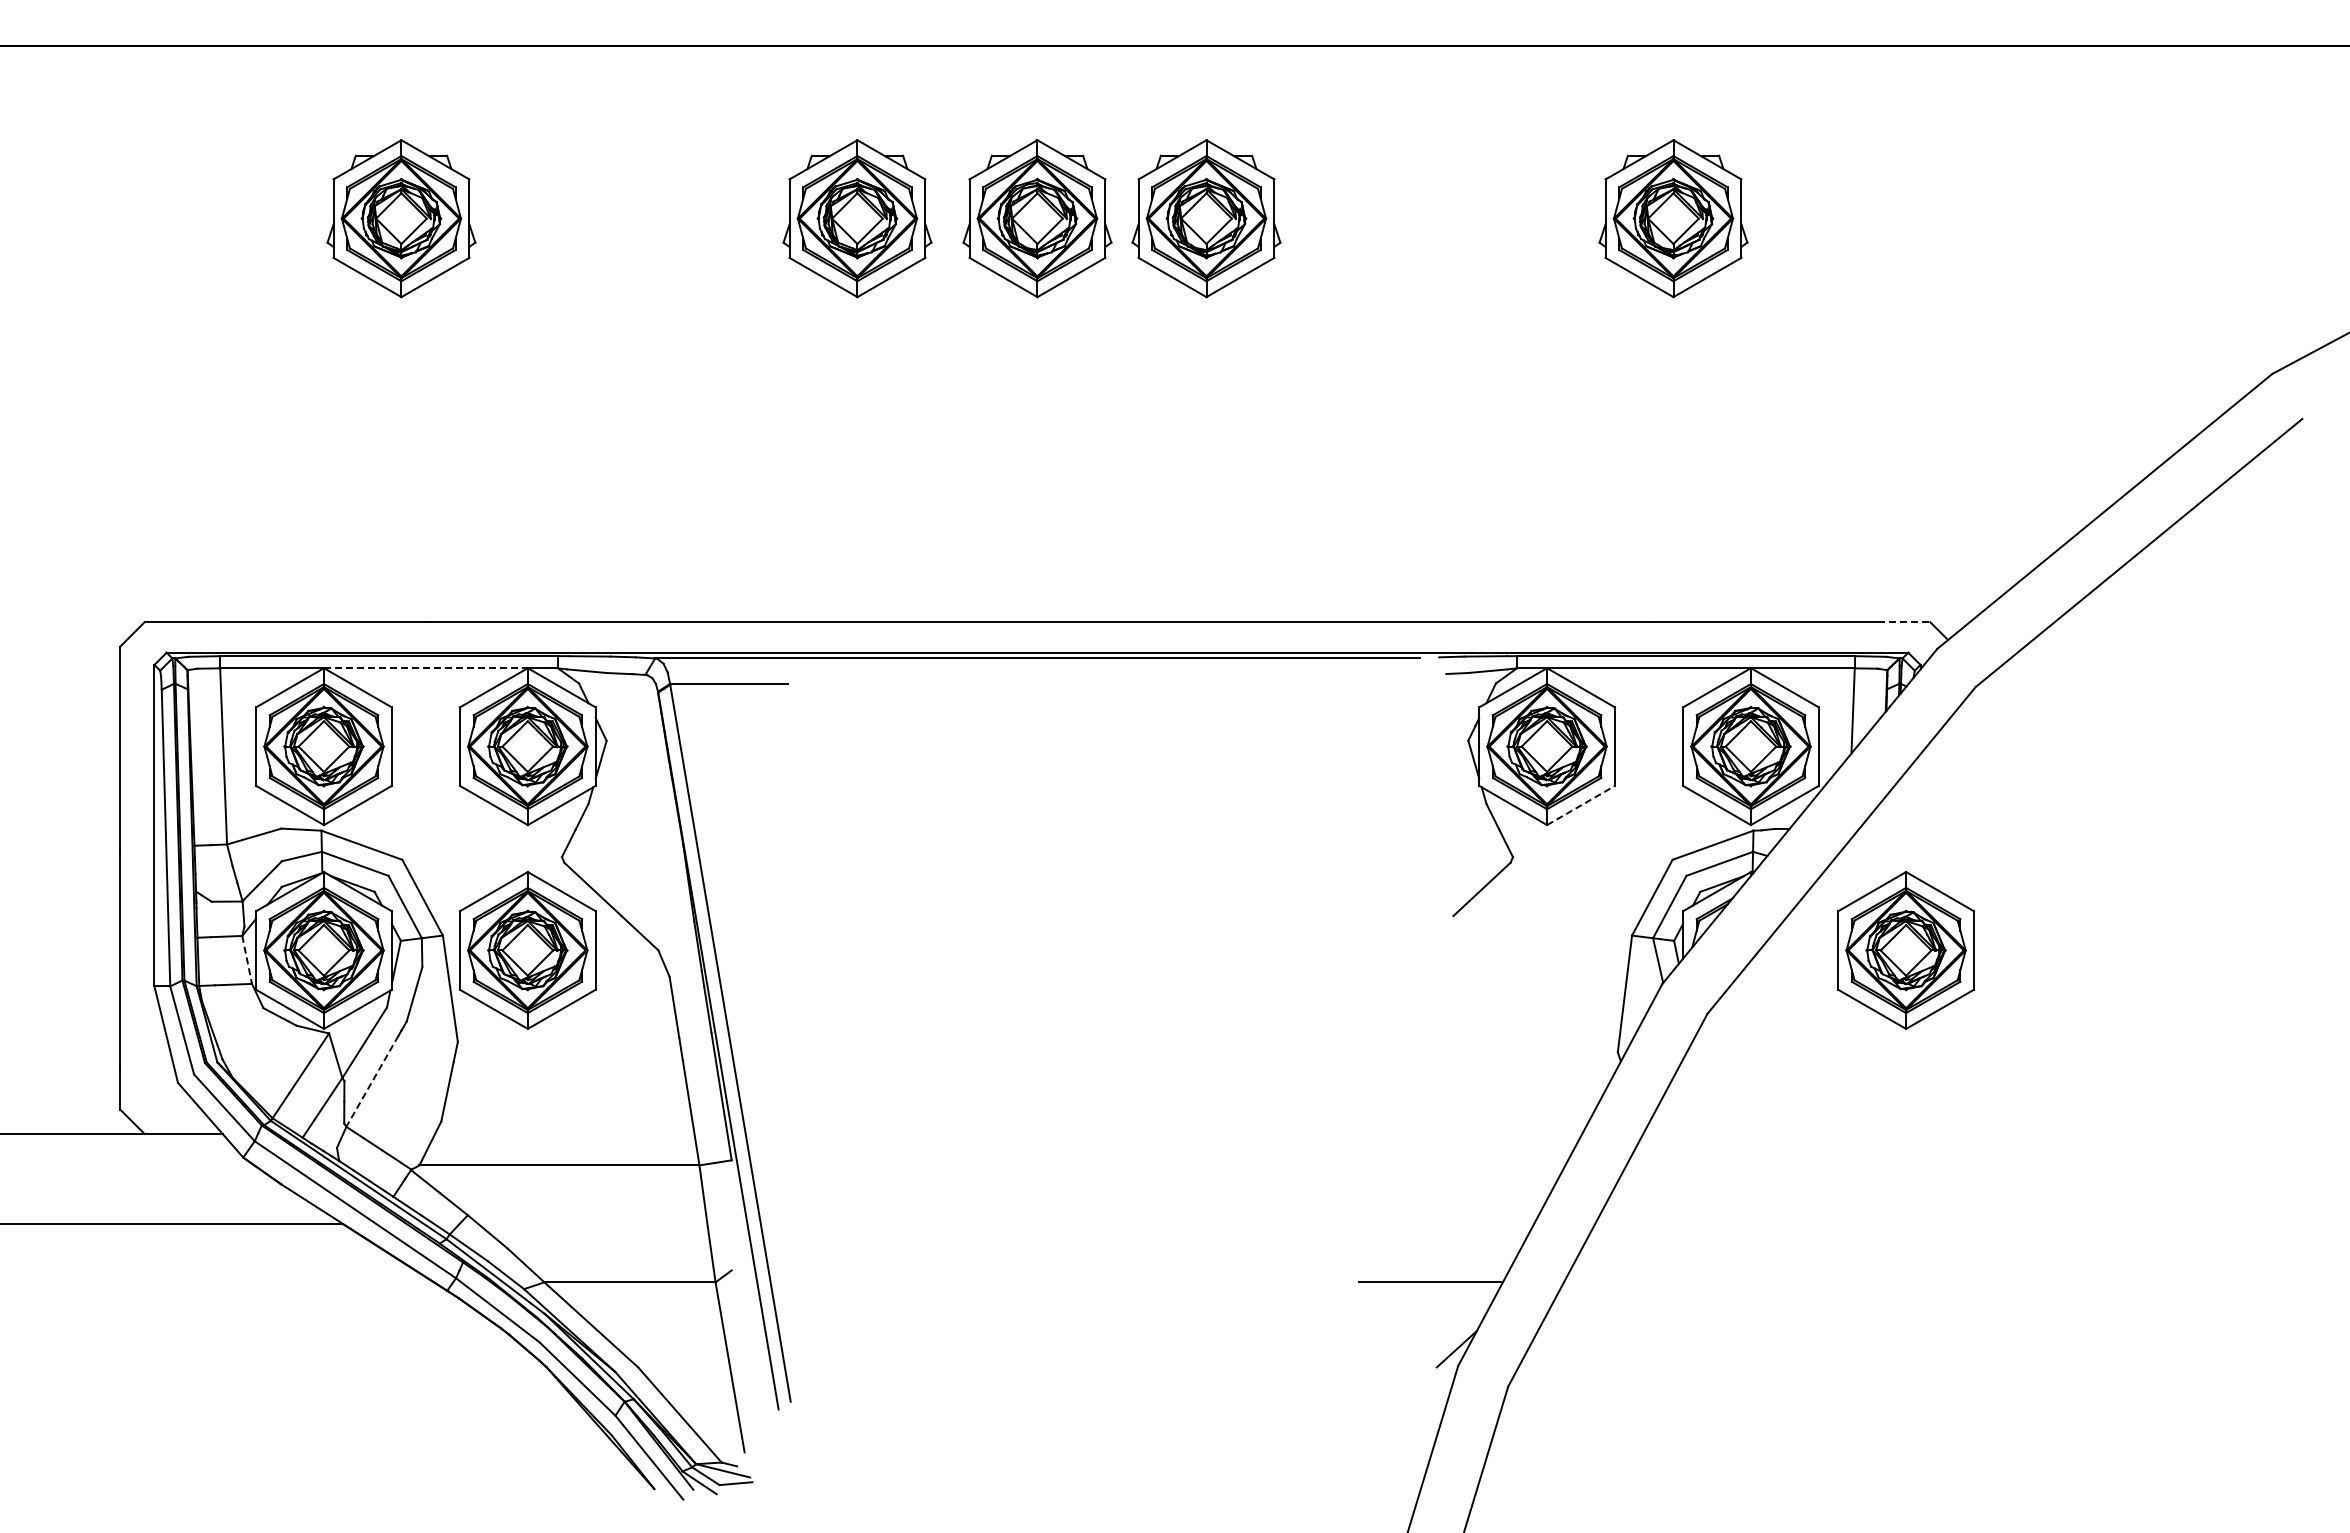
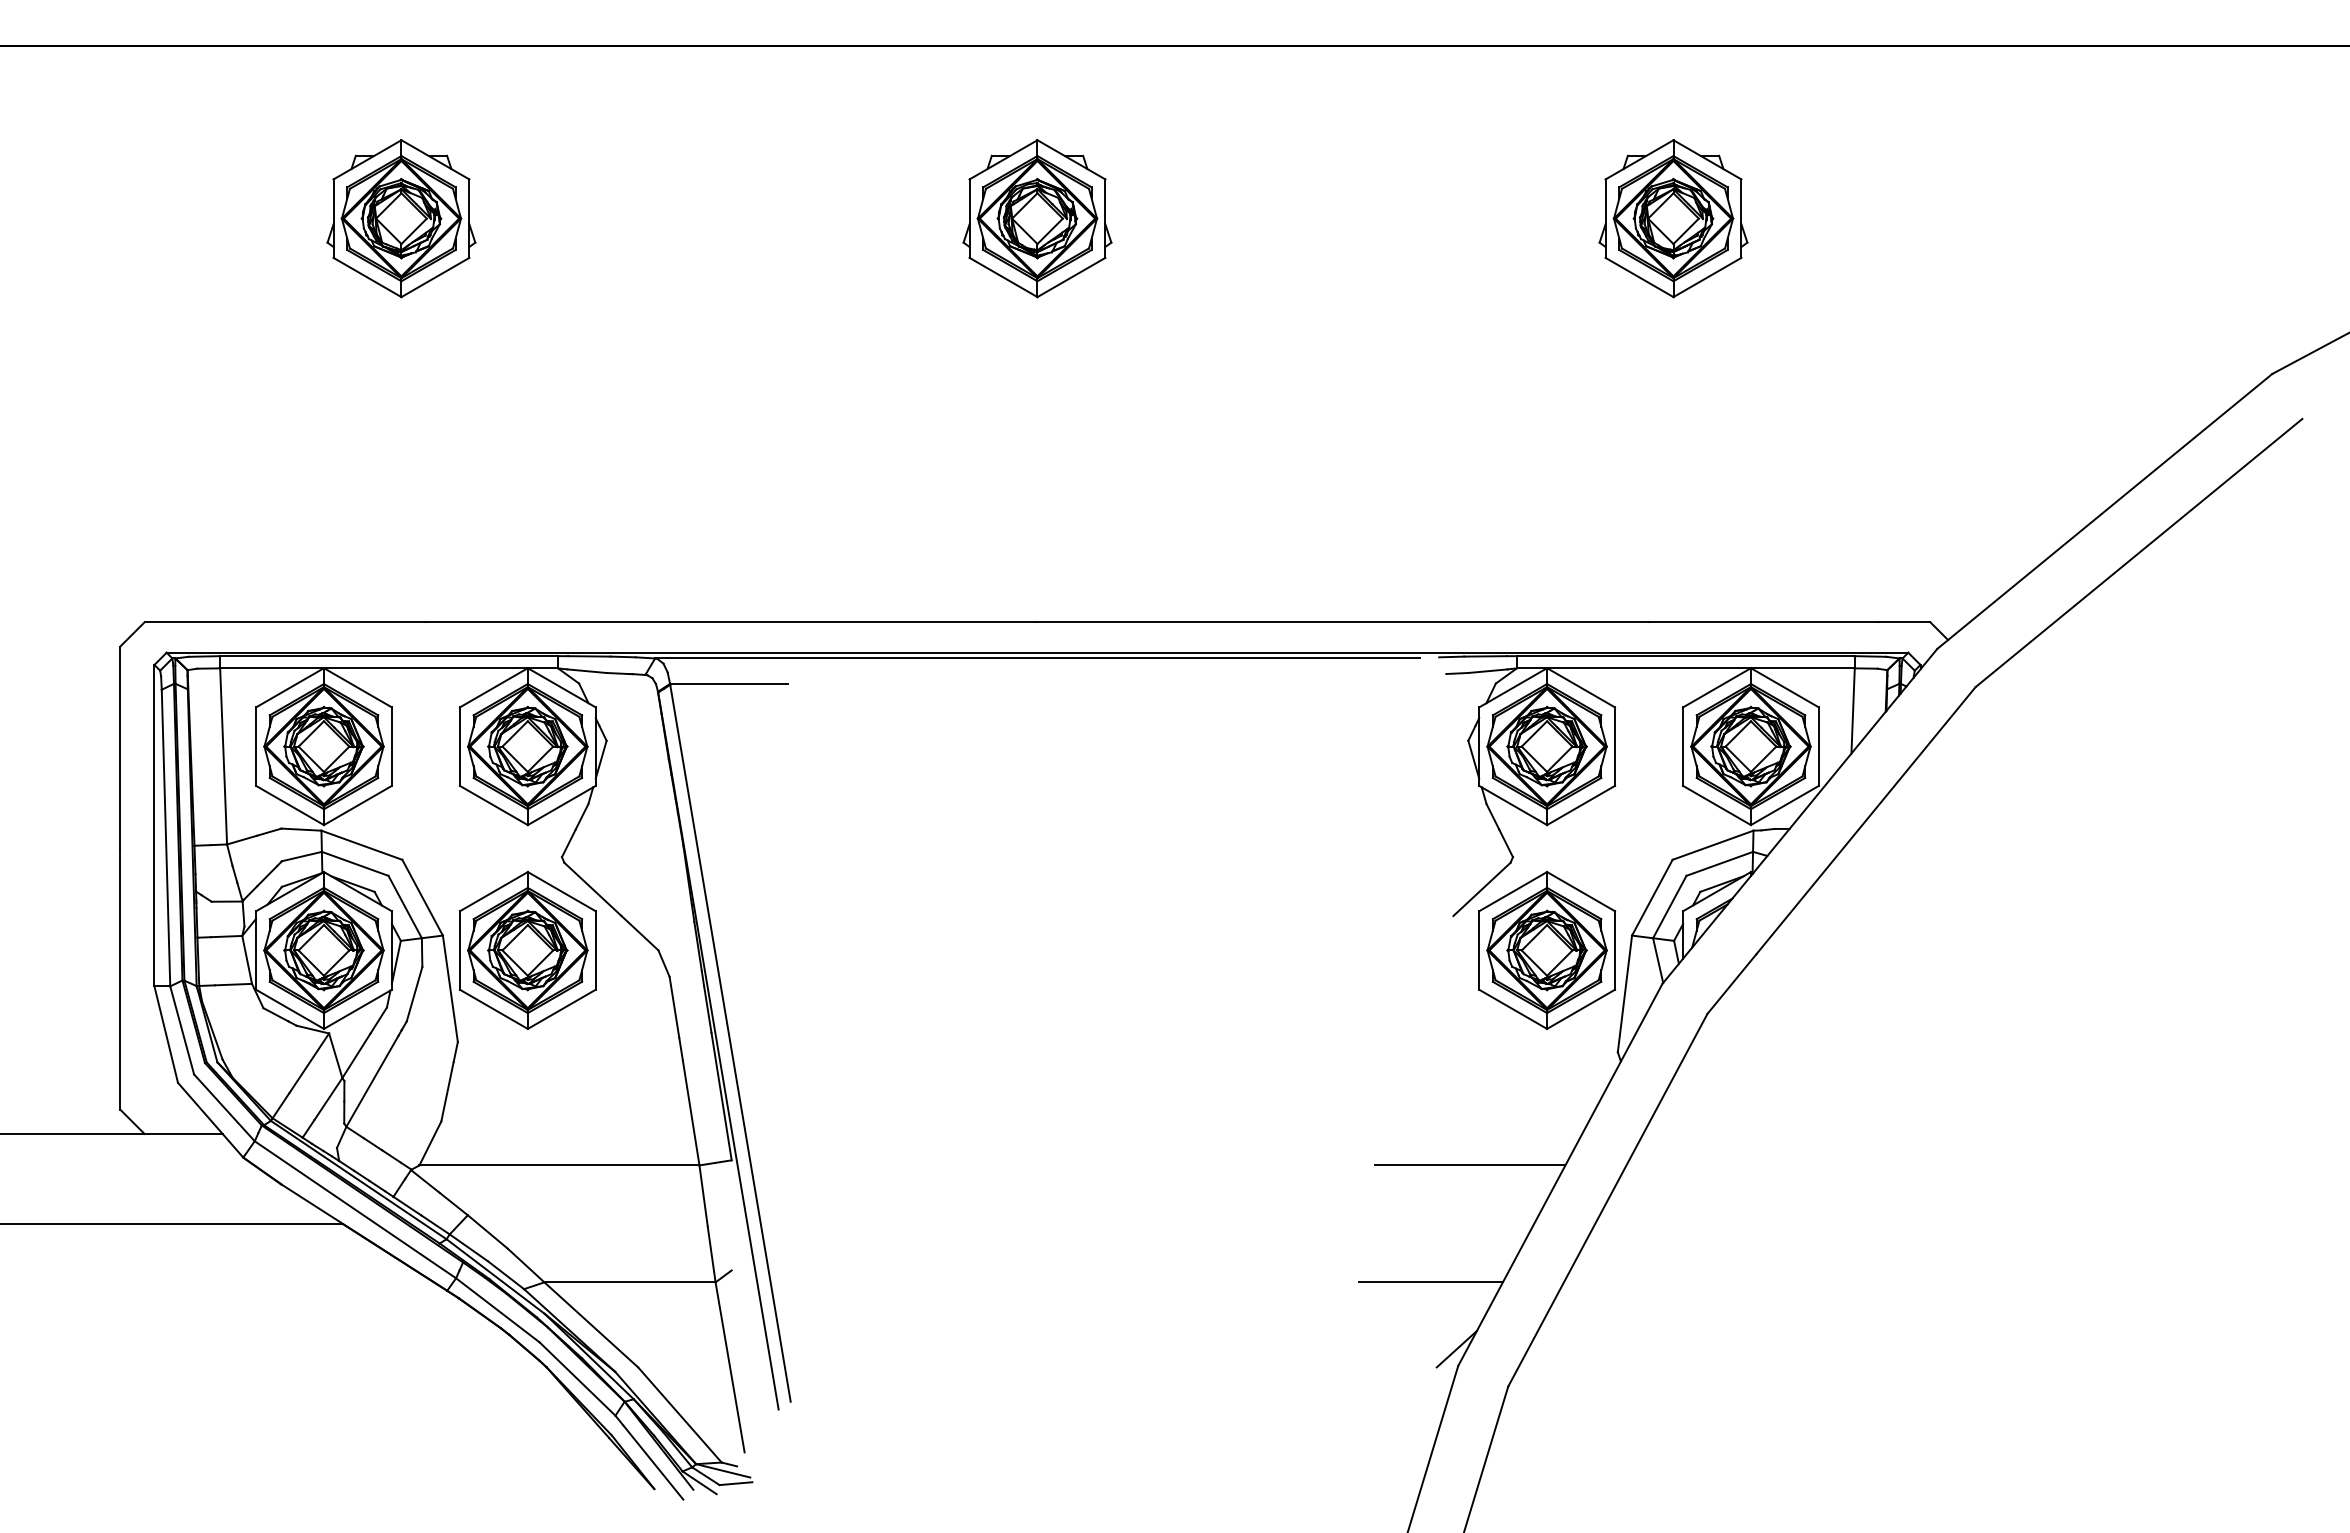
part: present -> none (857, 218)
part: present -> none (1206, 218)
line: dashed -> solid (1904, 622)
line: dashed -> solid (425, 668)
line: dashed -> solid (1581, 805)
part position: (1905, 950) -> (1546, 950) (1546, 950)
line: dashed -> solid (247, 960)
line: dashed -> solid (372, 1081)
line: none -> present (1470, 1165)
